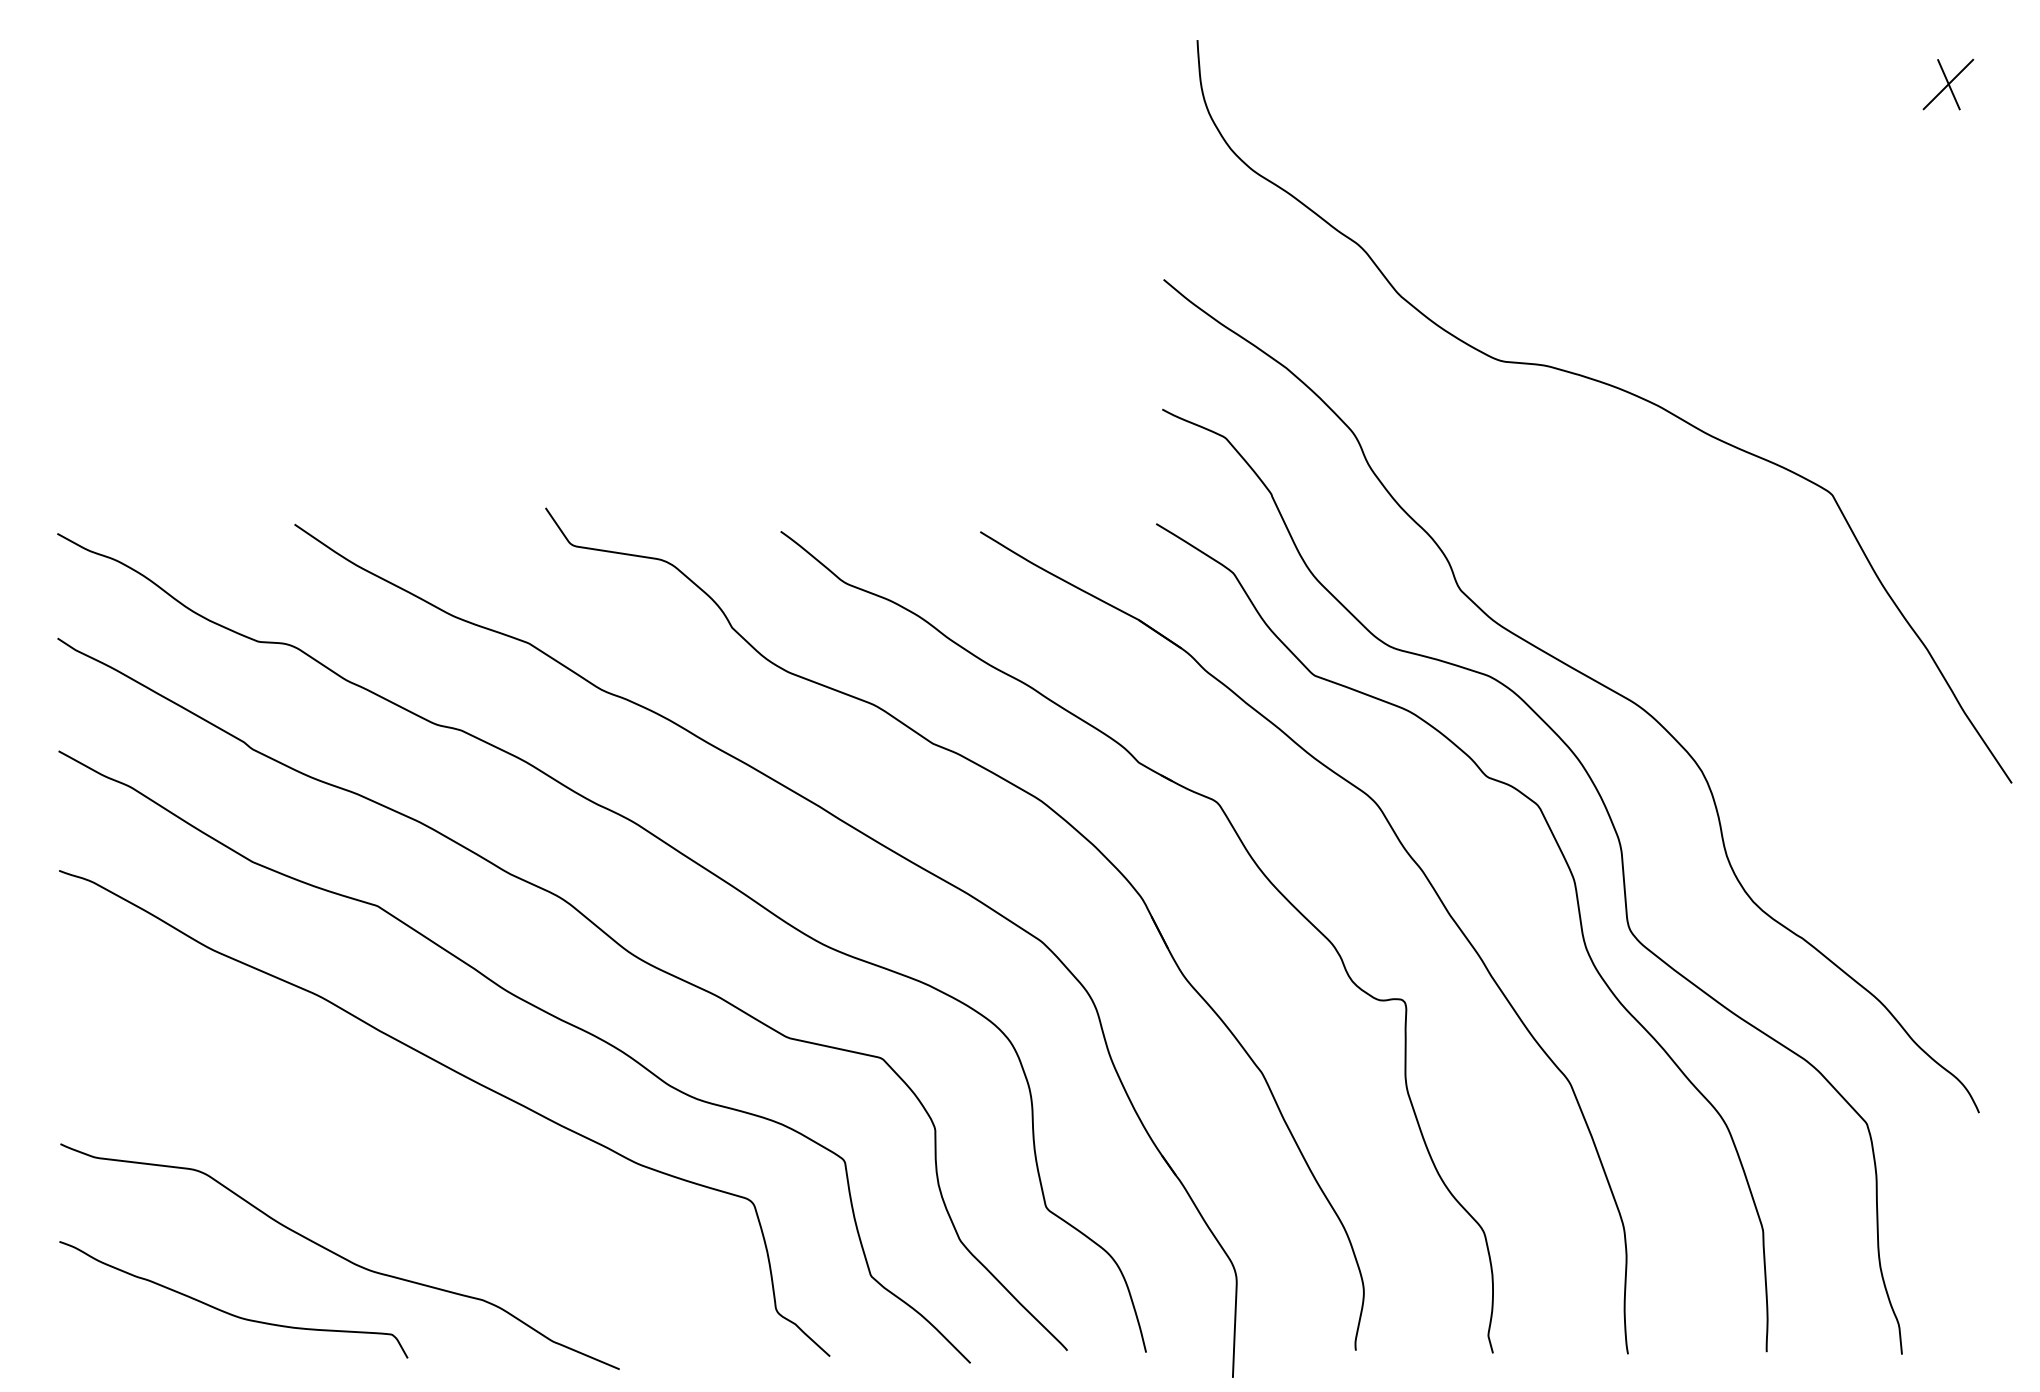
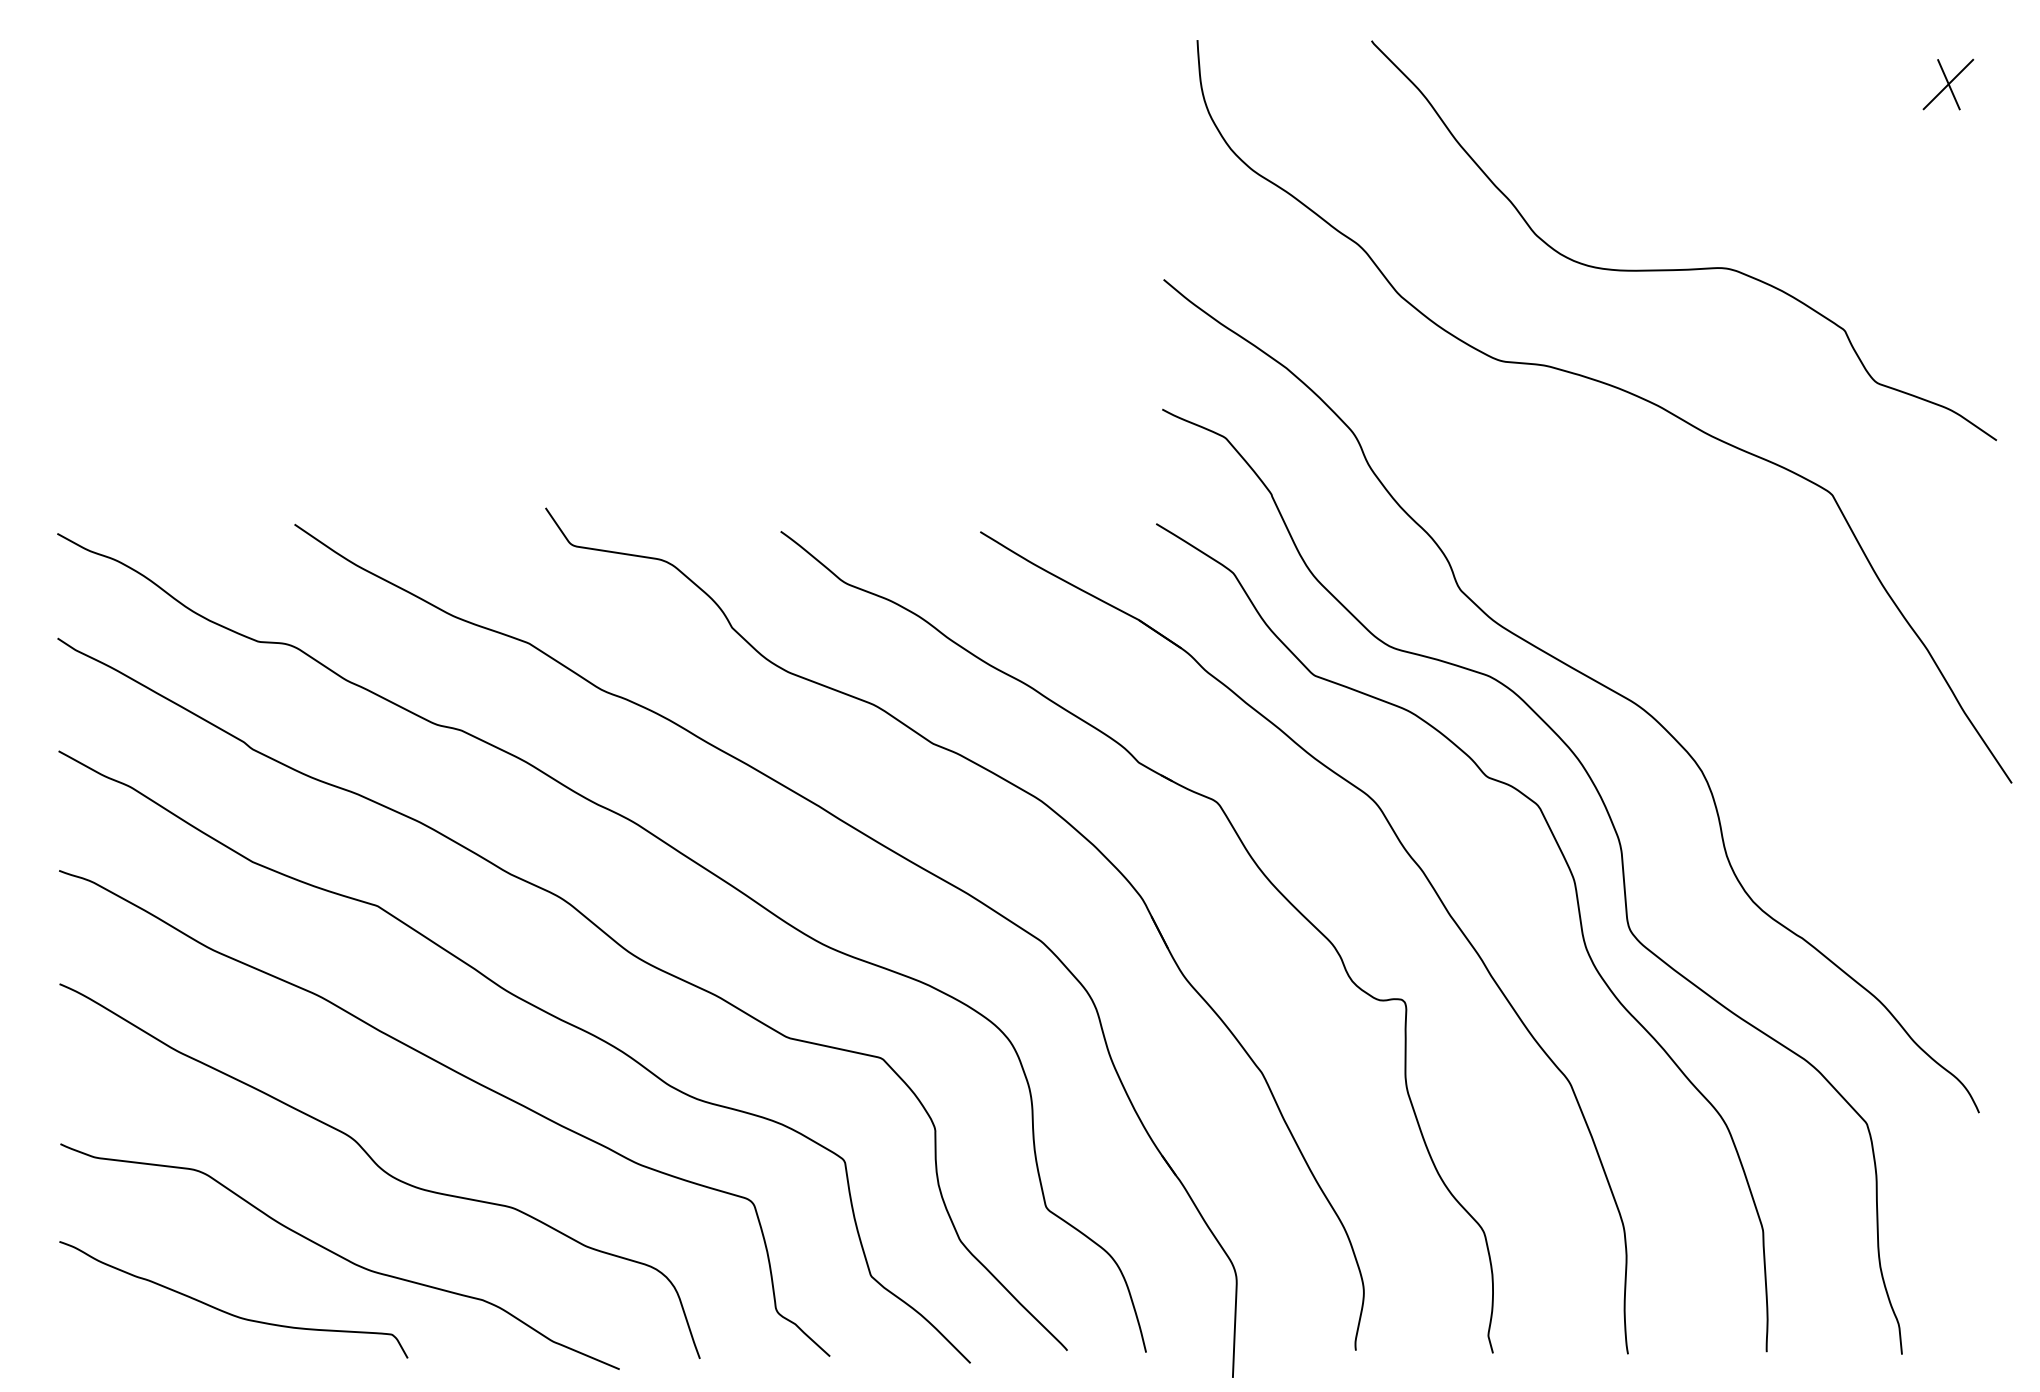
curve: none -> present (1684, 268)
curve: none -> present (380, 1169)
